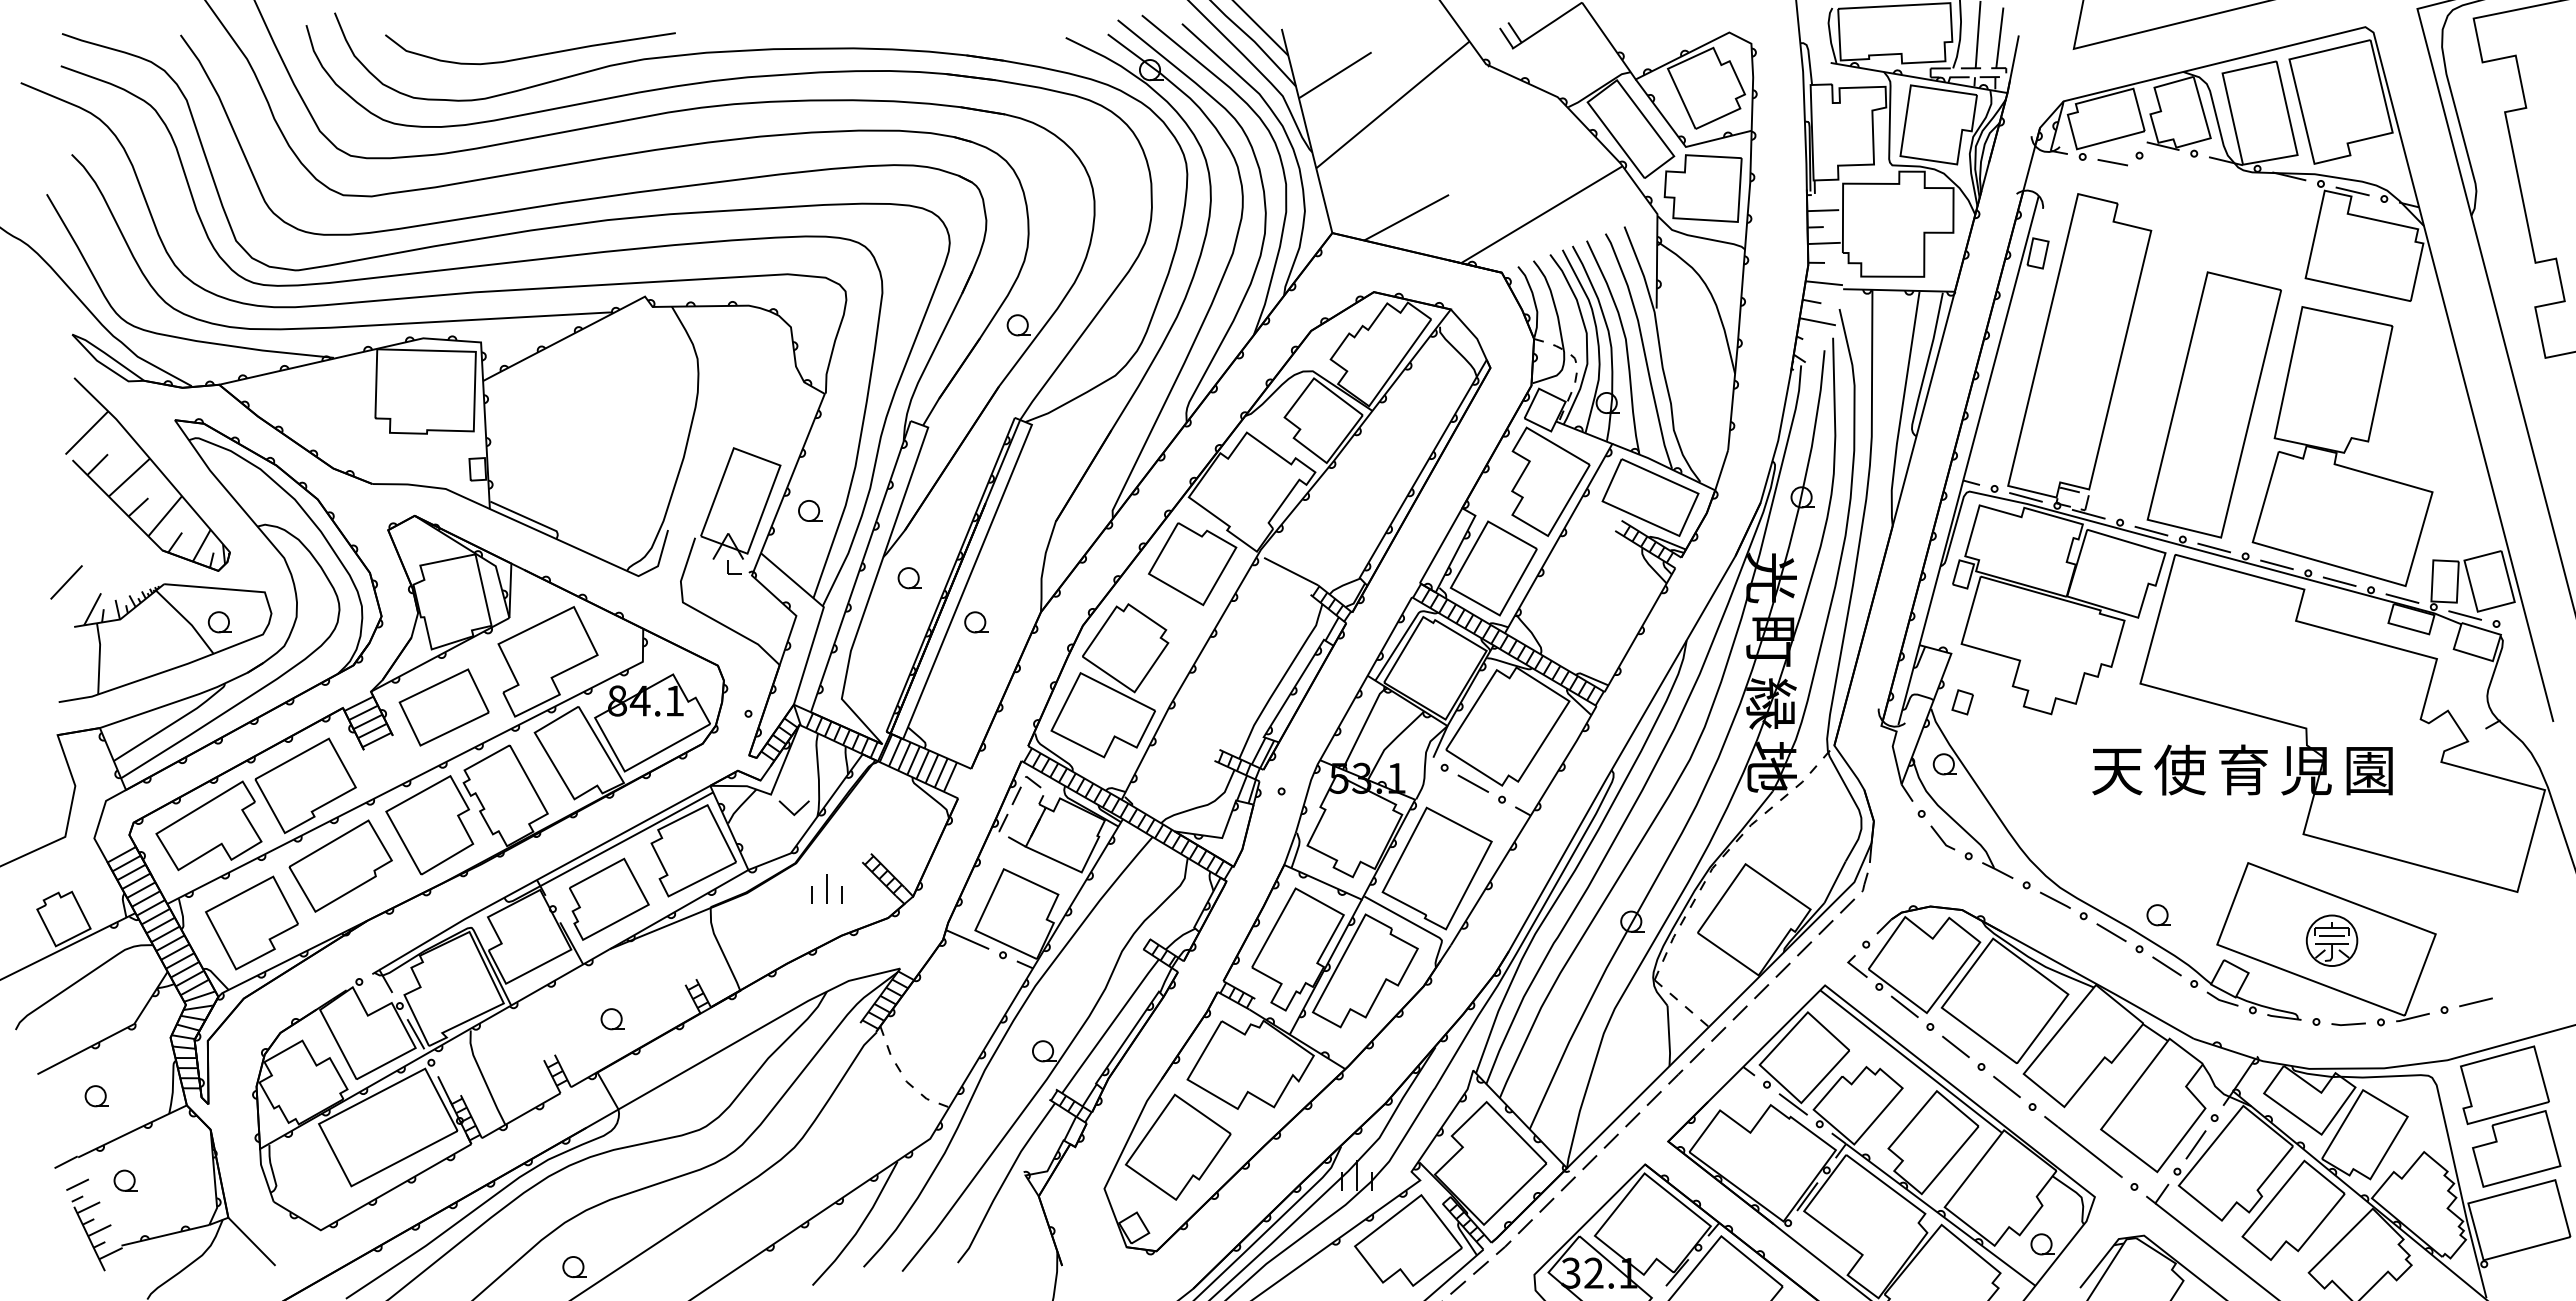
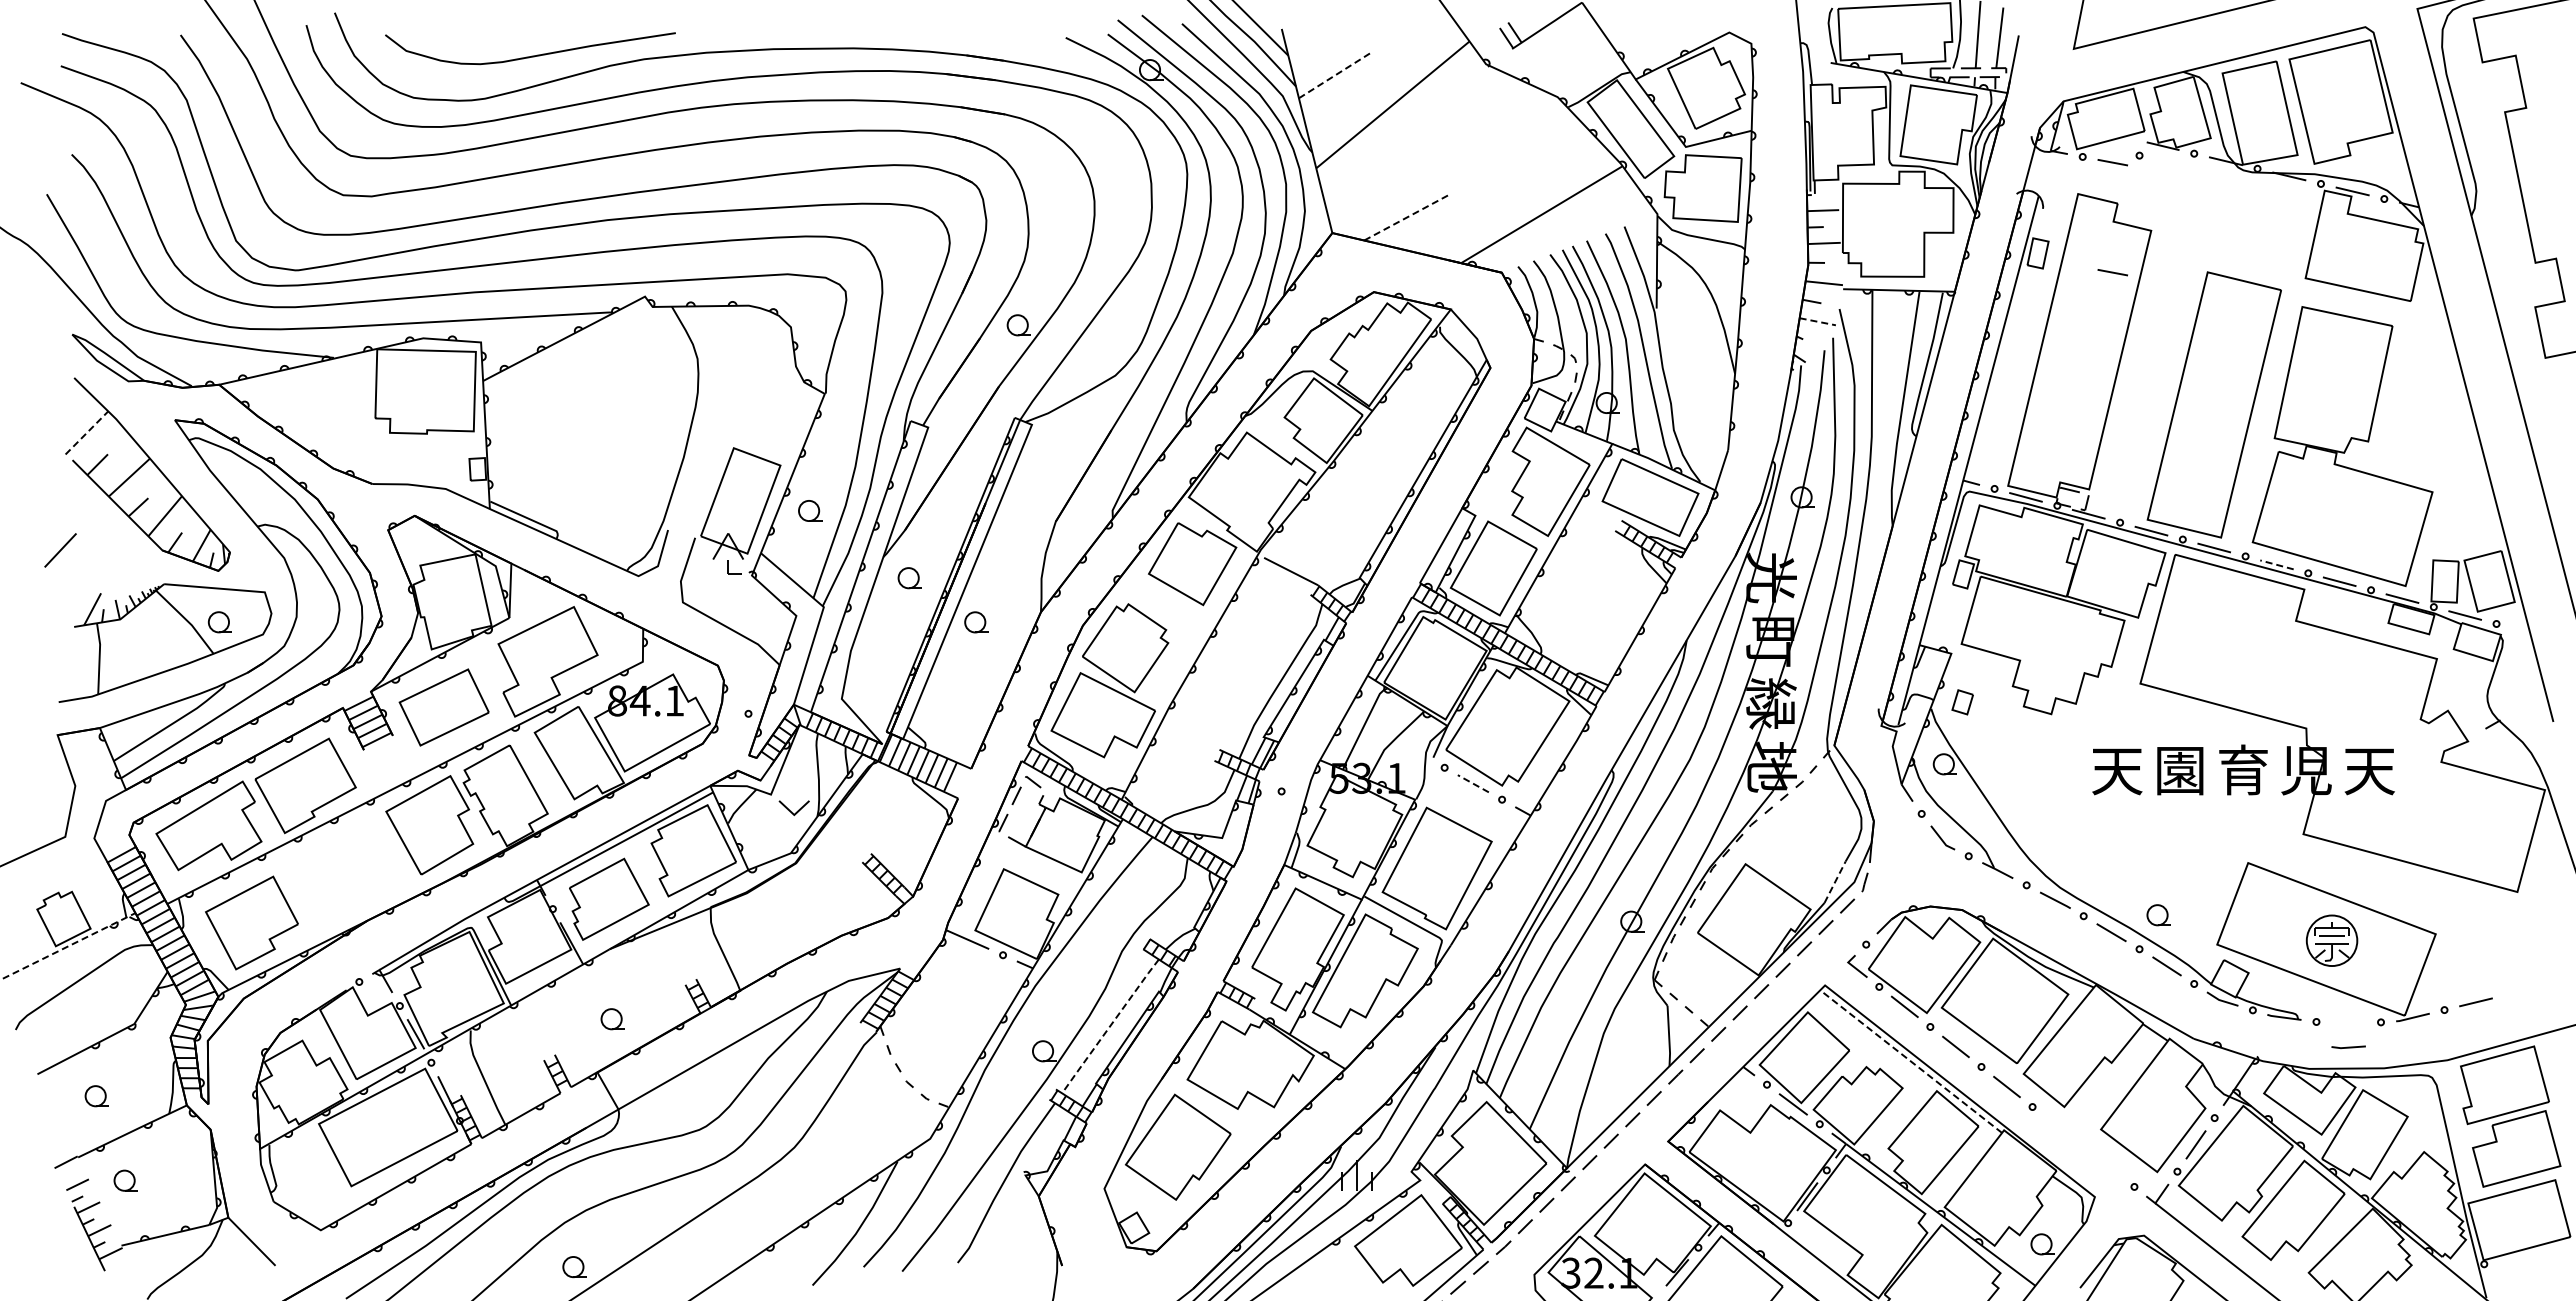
line: solid -> dashed (1335, 75)
line: solid -> dashed (1407, 217)
line: none -> present (2112, 272)
line: solid -> dashed (1818, 321)
line: solid -> dashed (87, 432)
line: solid -> dashed (2276, 564)
line position: (66, 582) -> (60, 550) (60, 550)
text: 使 -> 園 (2179, 769)
text: 園 -> 天 (2369, 771)
line: solid -> dashed (1473, 783)
part: present -> none (340, 865)
line: solid -> dashed (1835, 881)
part: present -> none (826, 888)
line: solid -> dashed (68, 946)
line position: (2348, 1023) -> (2348, 1046) (2348, 1046)
line: solid -> dashed (1110, 1026)
line: solid -> dashed (1911, 1061)
line: present -> none (2083, 1147)
